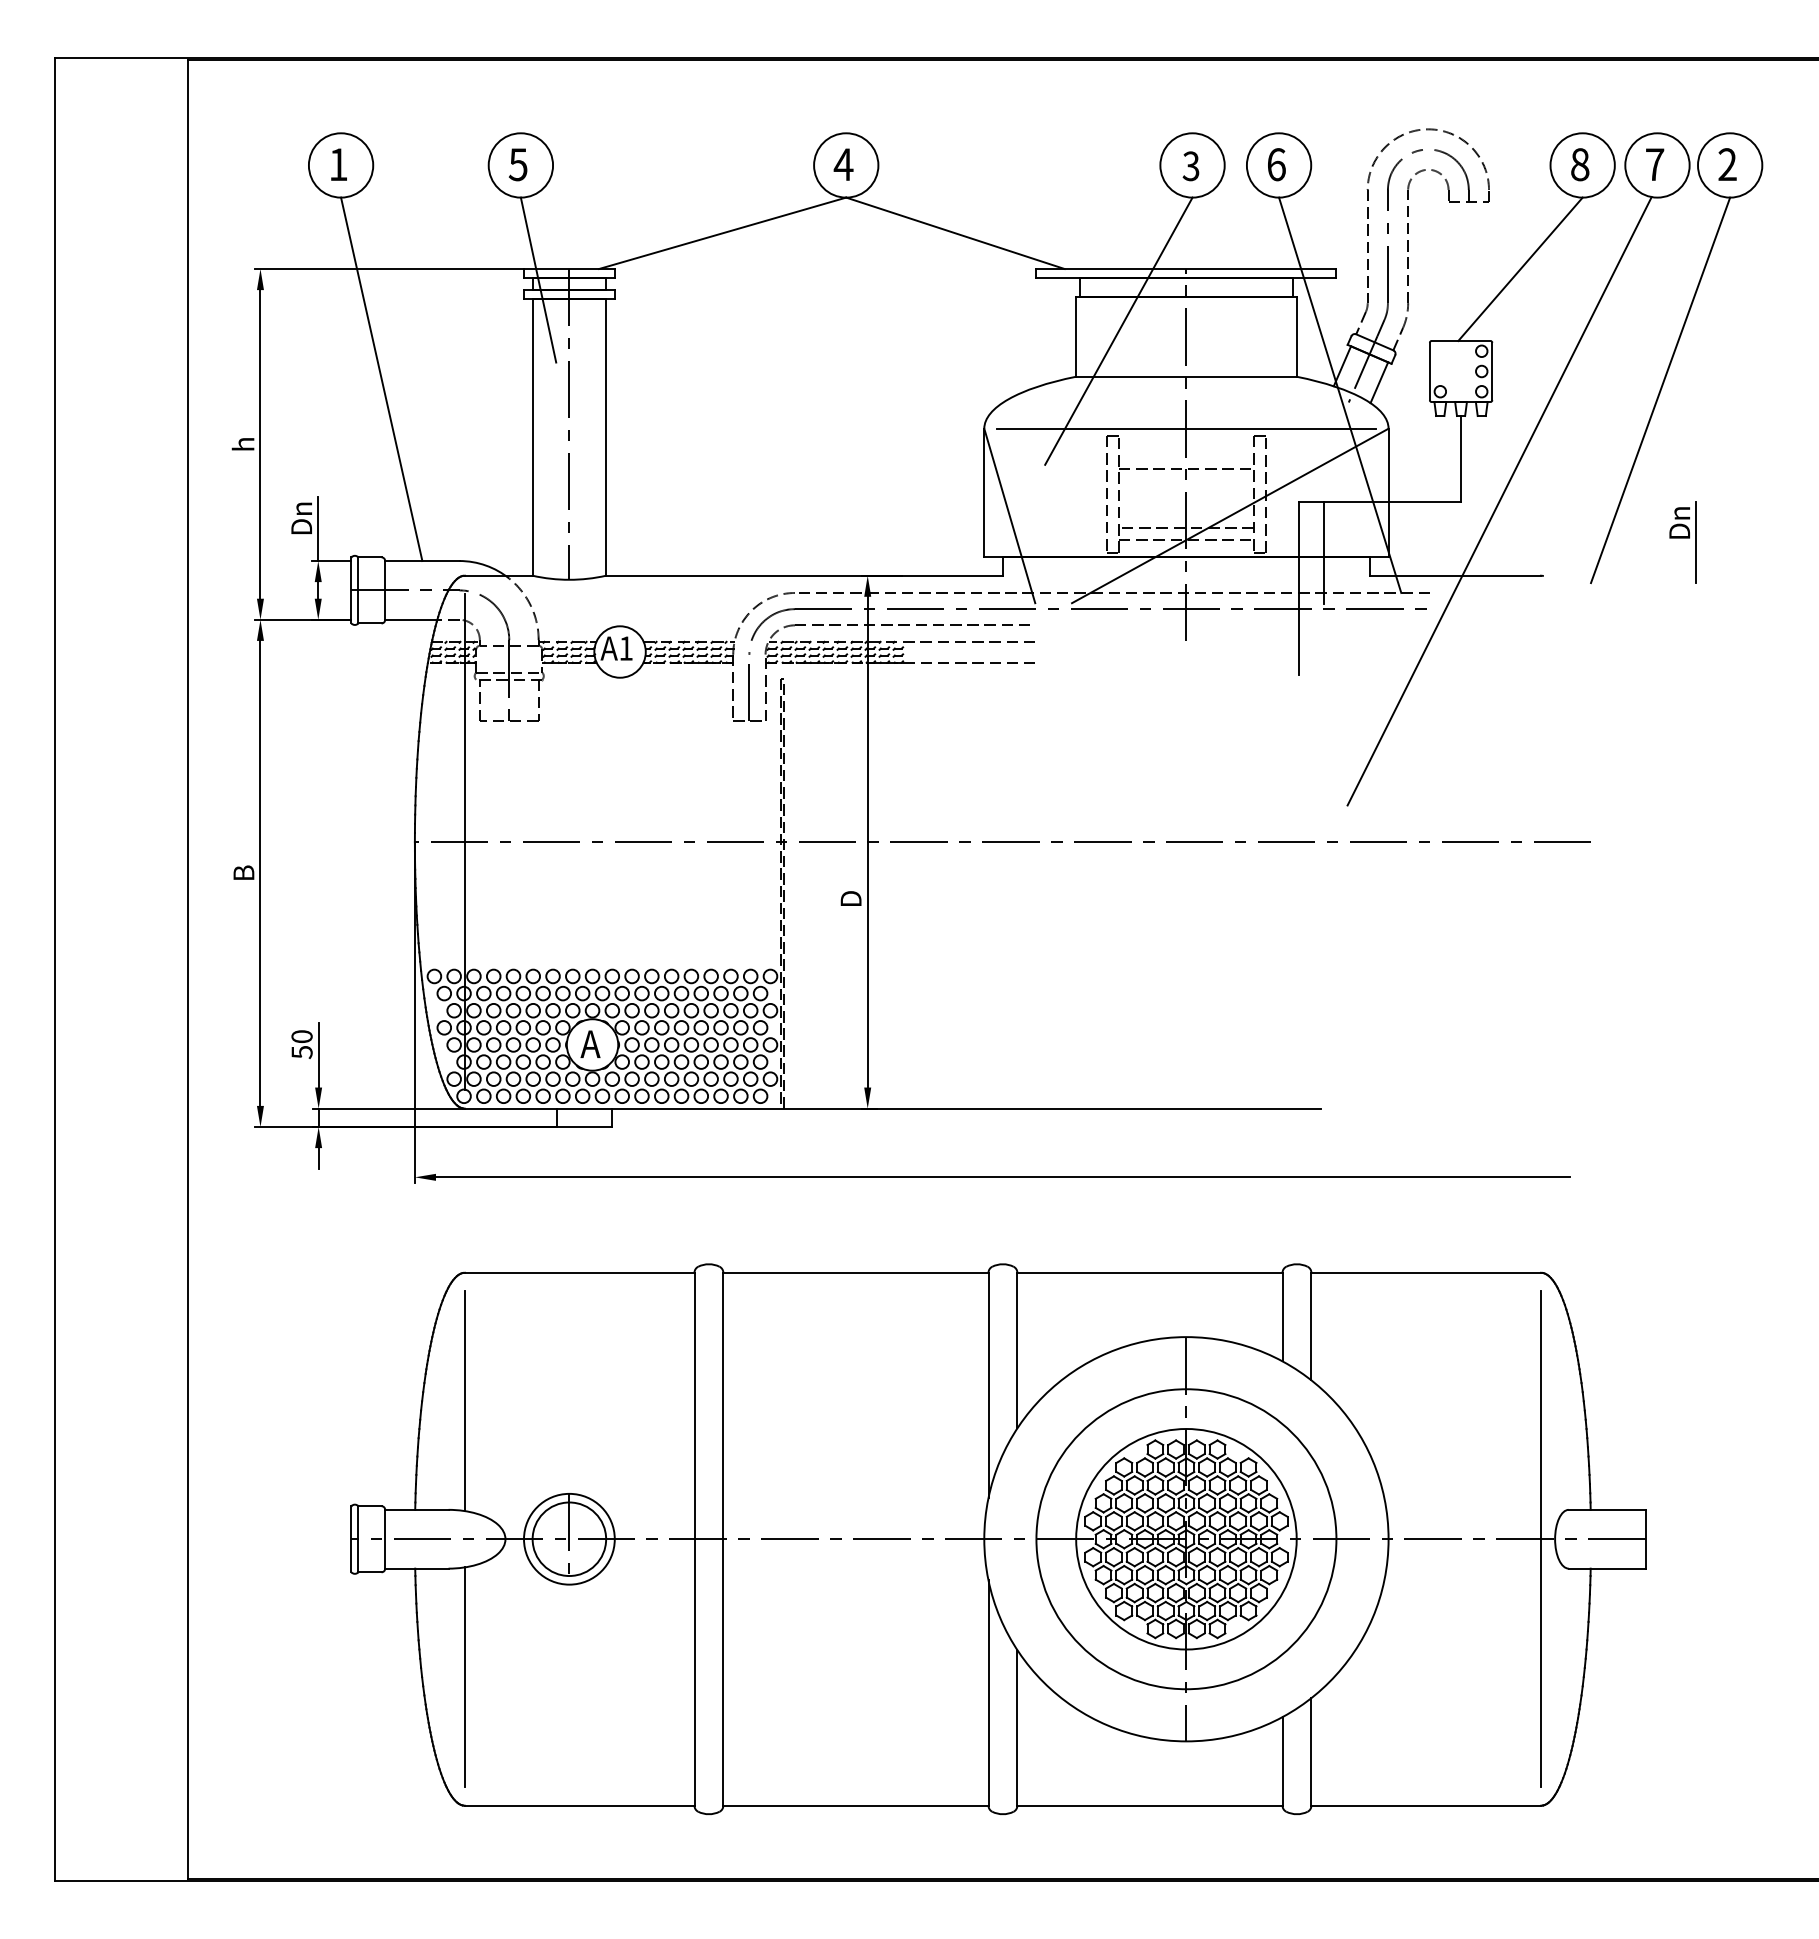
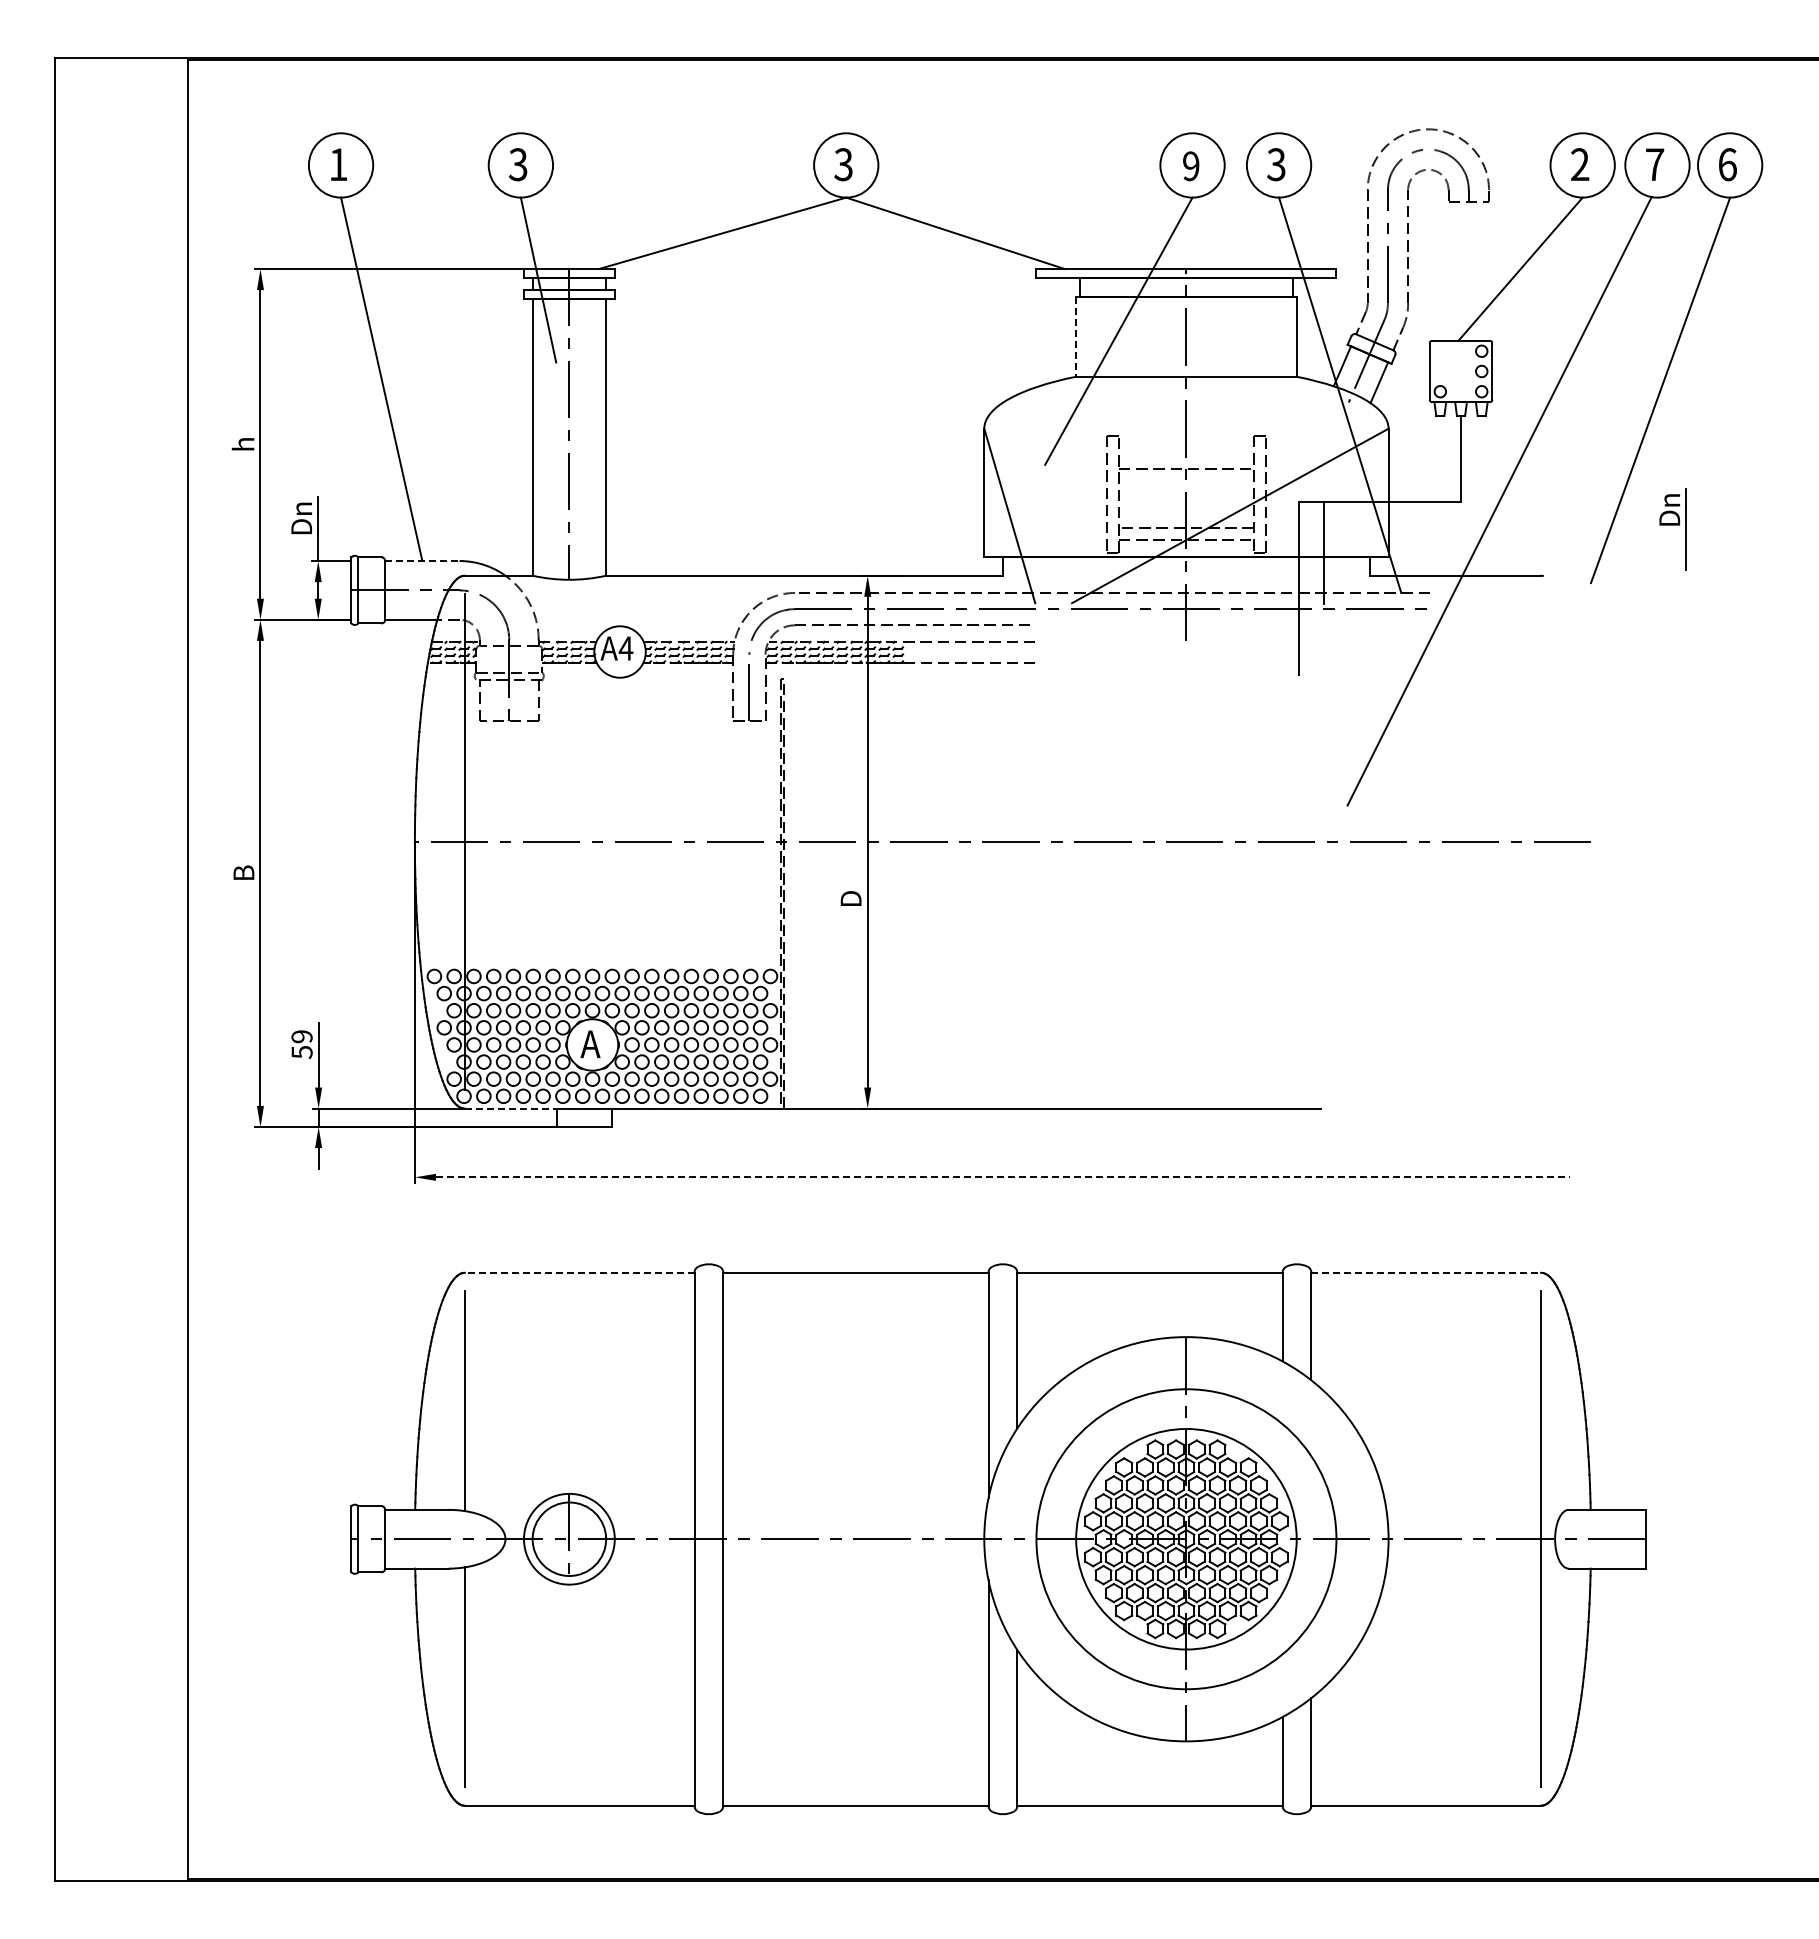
text: 5 -> 3 (518, 164)
text: 4 -> 3 (843, 164)
text: 6 -> 3 (1276, 164)
text: 8 -> 2 (1580, 164)
text: 2 -> 6 (1727, 164)
text: 3 -> 9 (1190, 166)
line: solid -> dashed (1076, 337)
line: present -> none (1185, 428)
part position: (1682, 542) -> (1672, 529) (1672, 529)
line: solid -> dashed (422, 561)
text: 1 -> 4 (625, 648)
text: 50 -> 59 (301, 1036)
line: solid -> dashed (510, 1108)
line: solid -> dashed (1002, 1177)
line: solid -> dashed (579, 1272)
line: solid -> dashed (1426, 1272)
